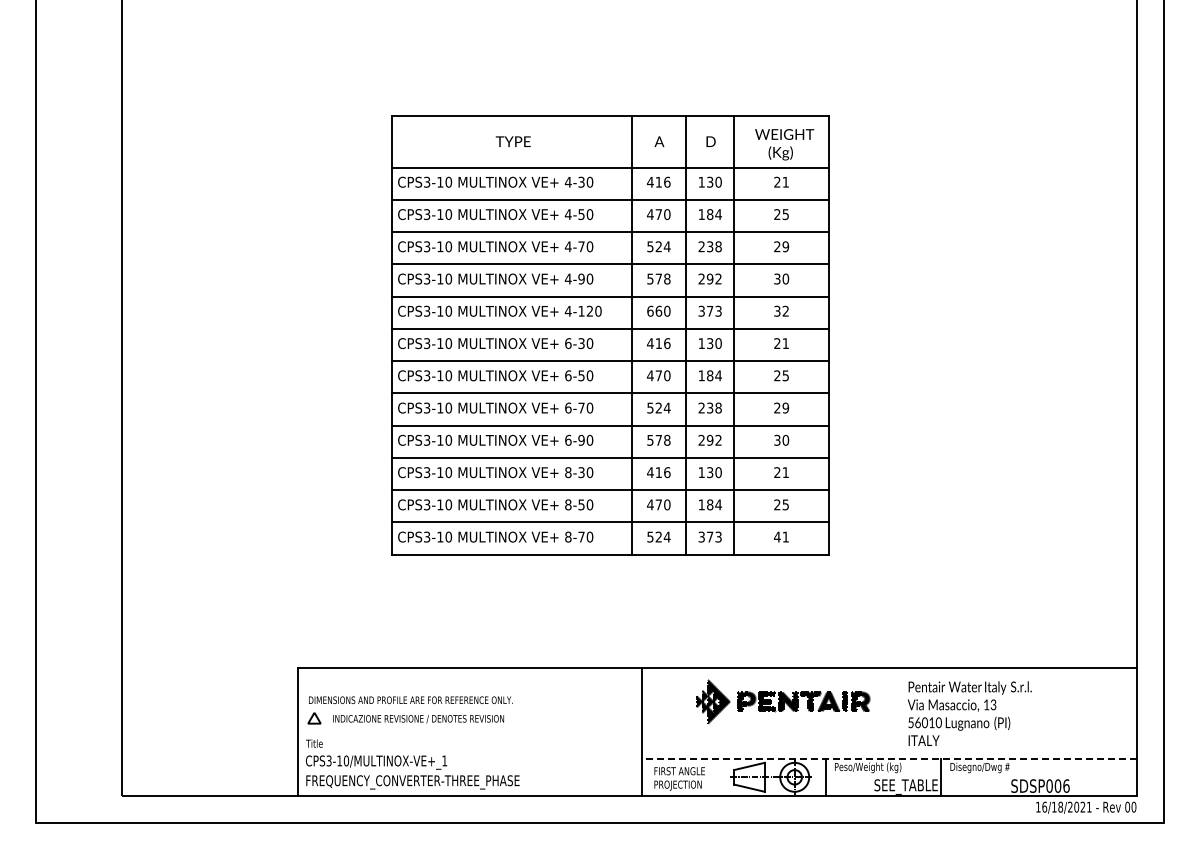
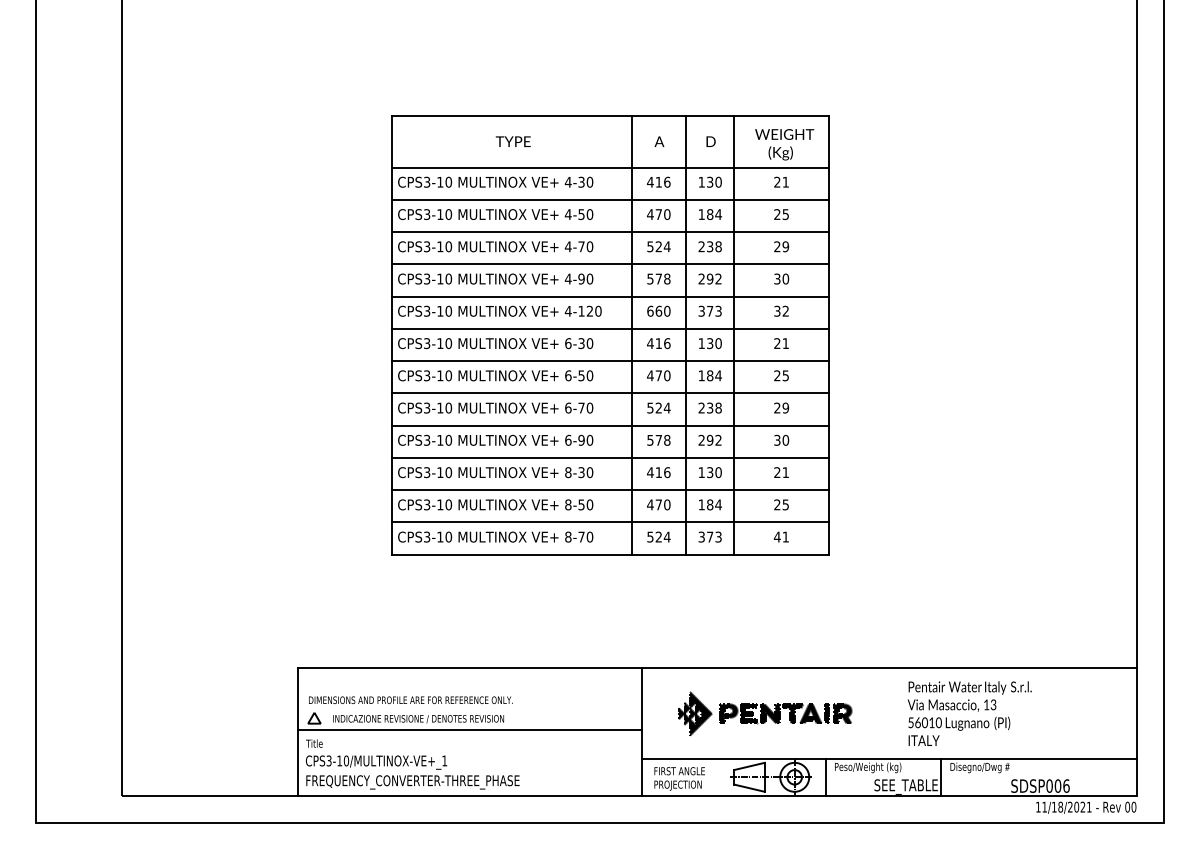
part position: (783, 701) -> (765, 713) (765, 713)
line: none -> present (469, 729)
line: dashed -> solid (889, 758)
text: 16/18/2021 -> 11/18/2021 (1044, 806)
